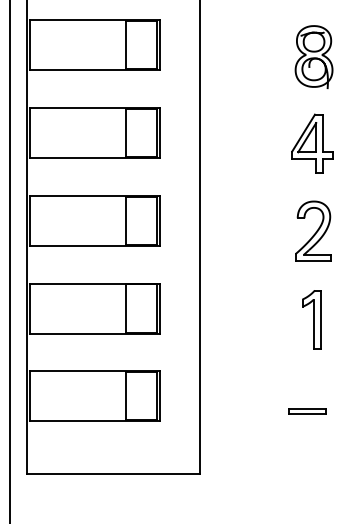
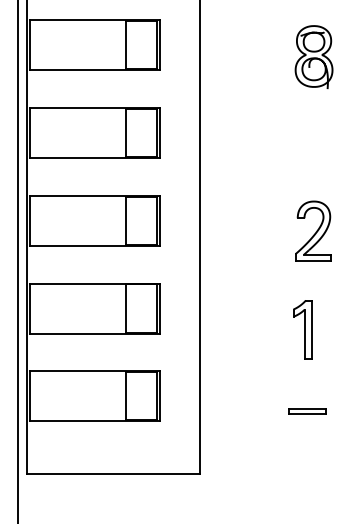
part: present -> none (312, 143)
line position: (10, 261) -> (18, 261) (18, 261)
part position: (311, 319) -> (302, 329) (302, 329)
